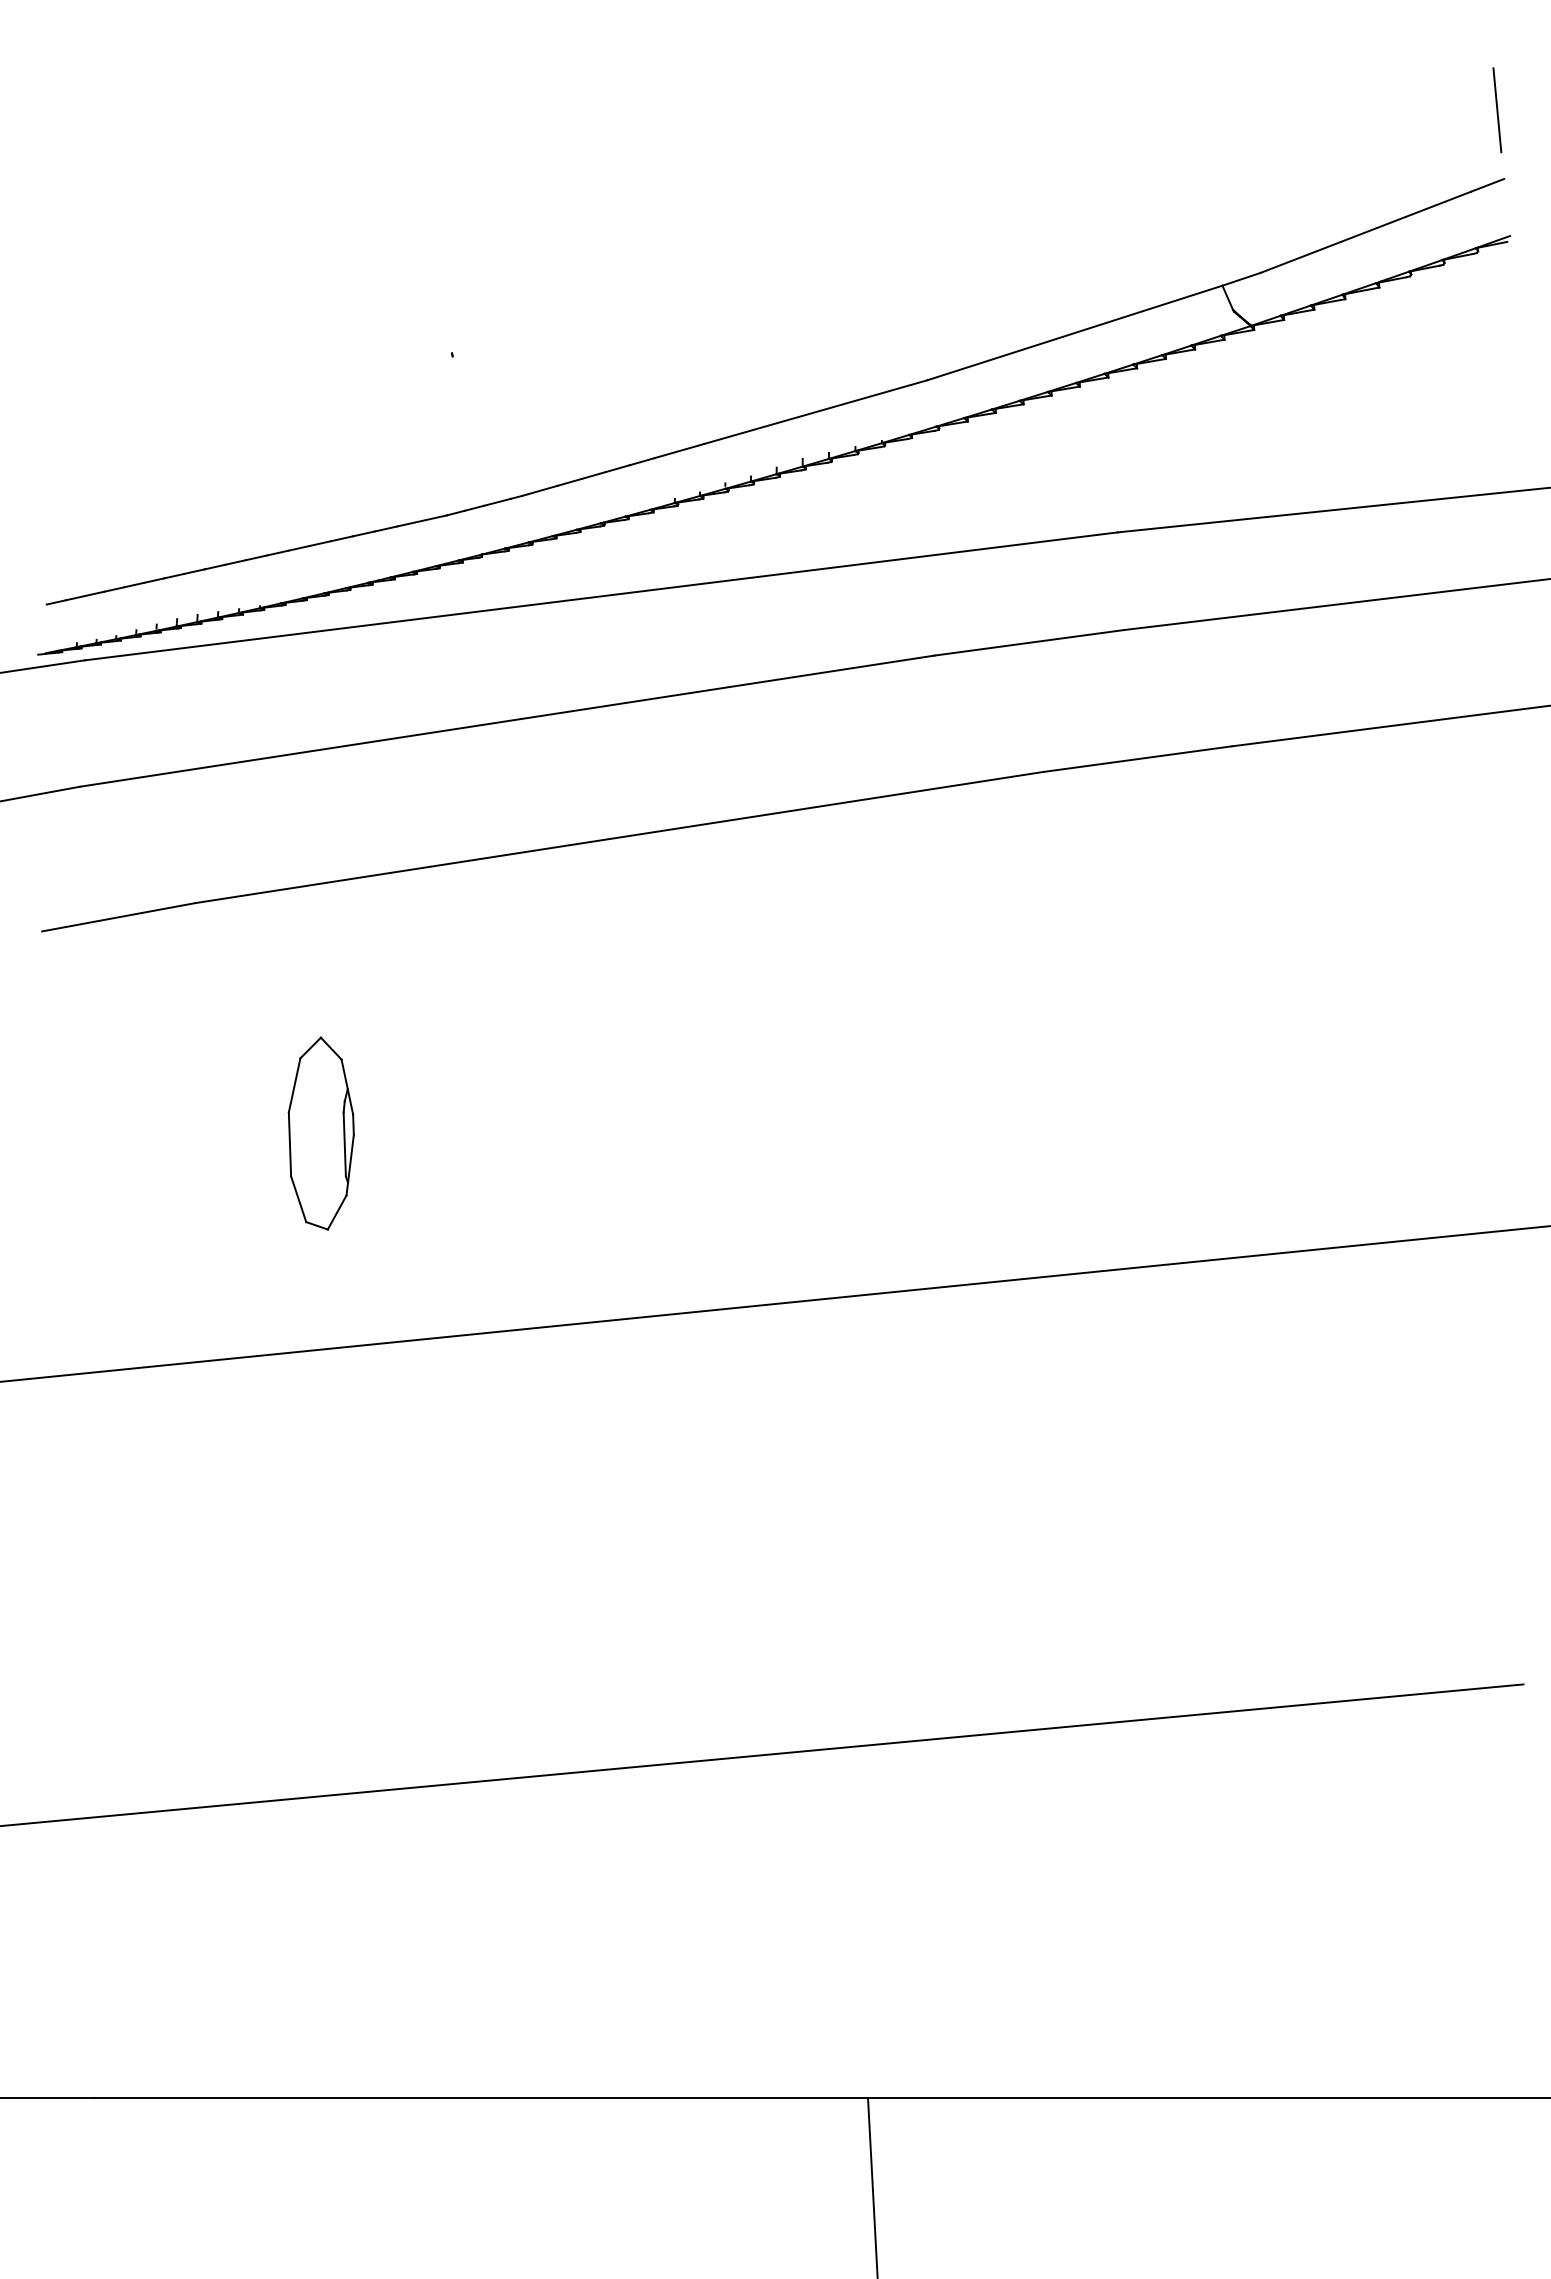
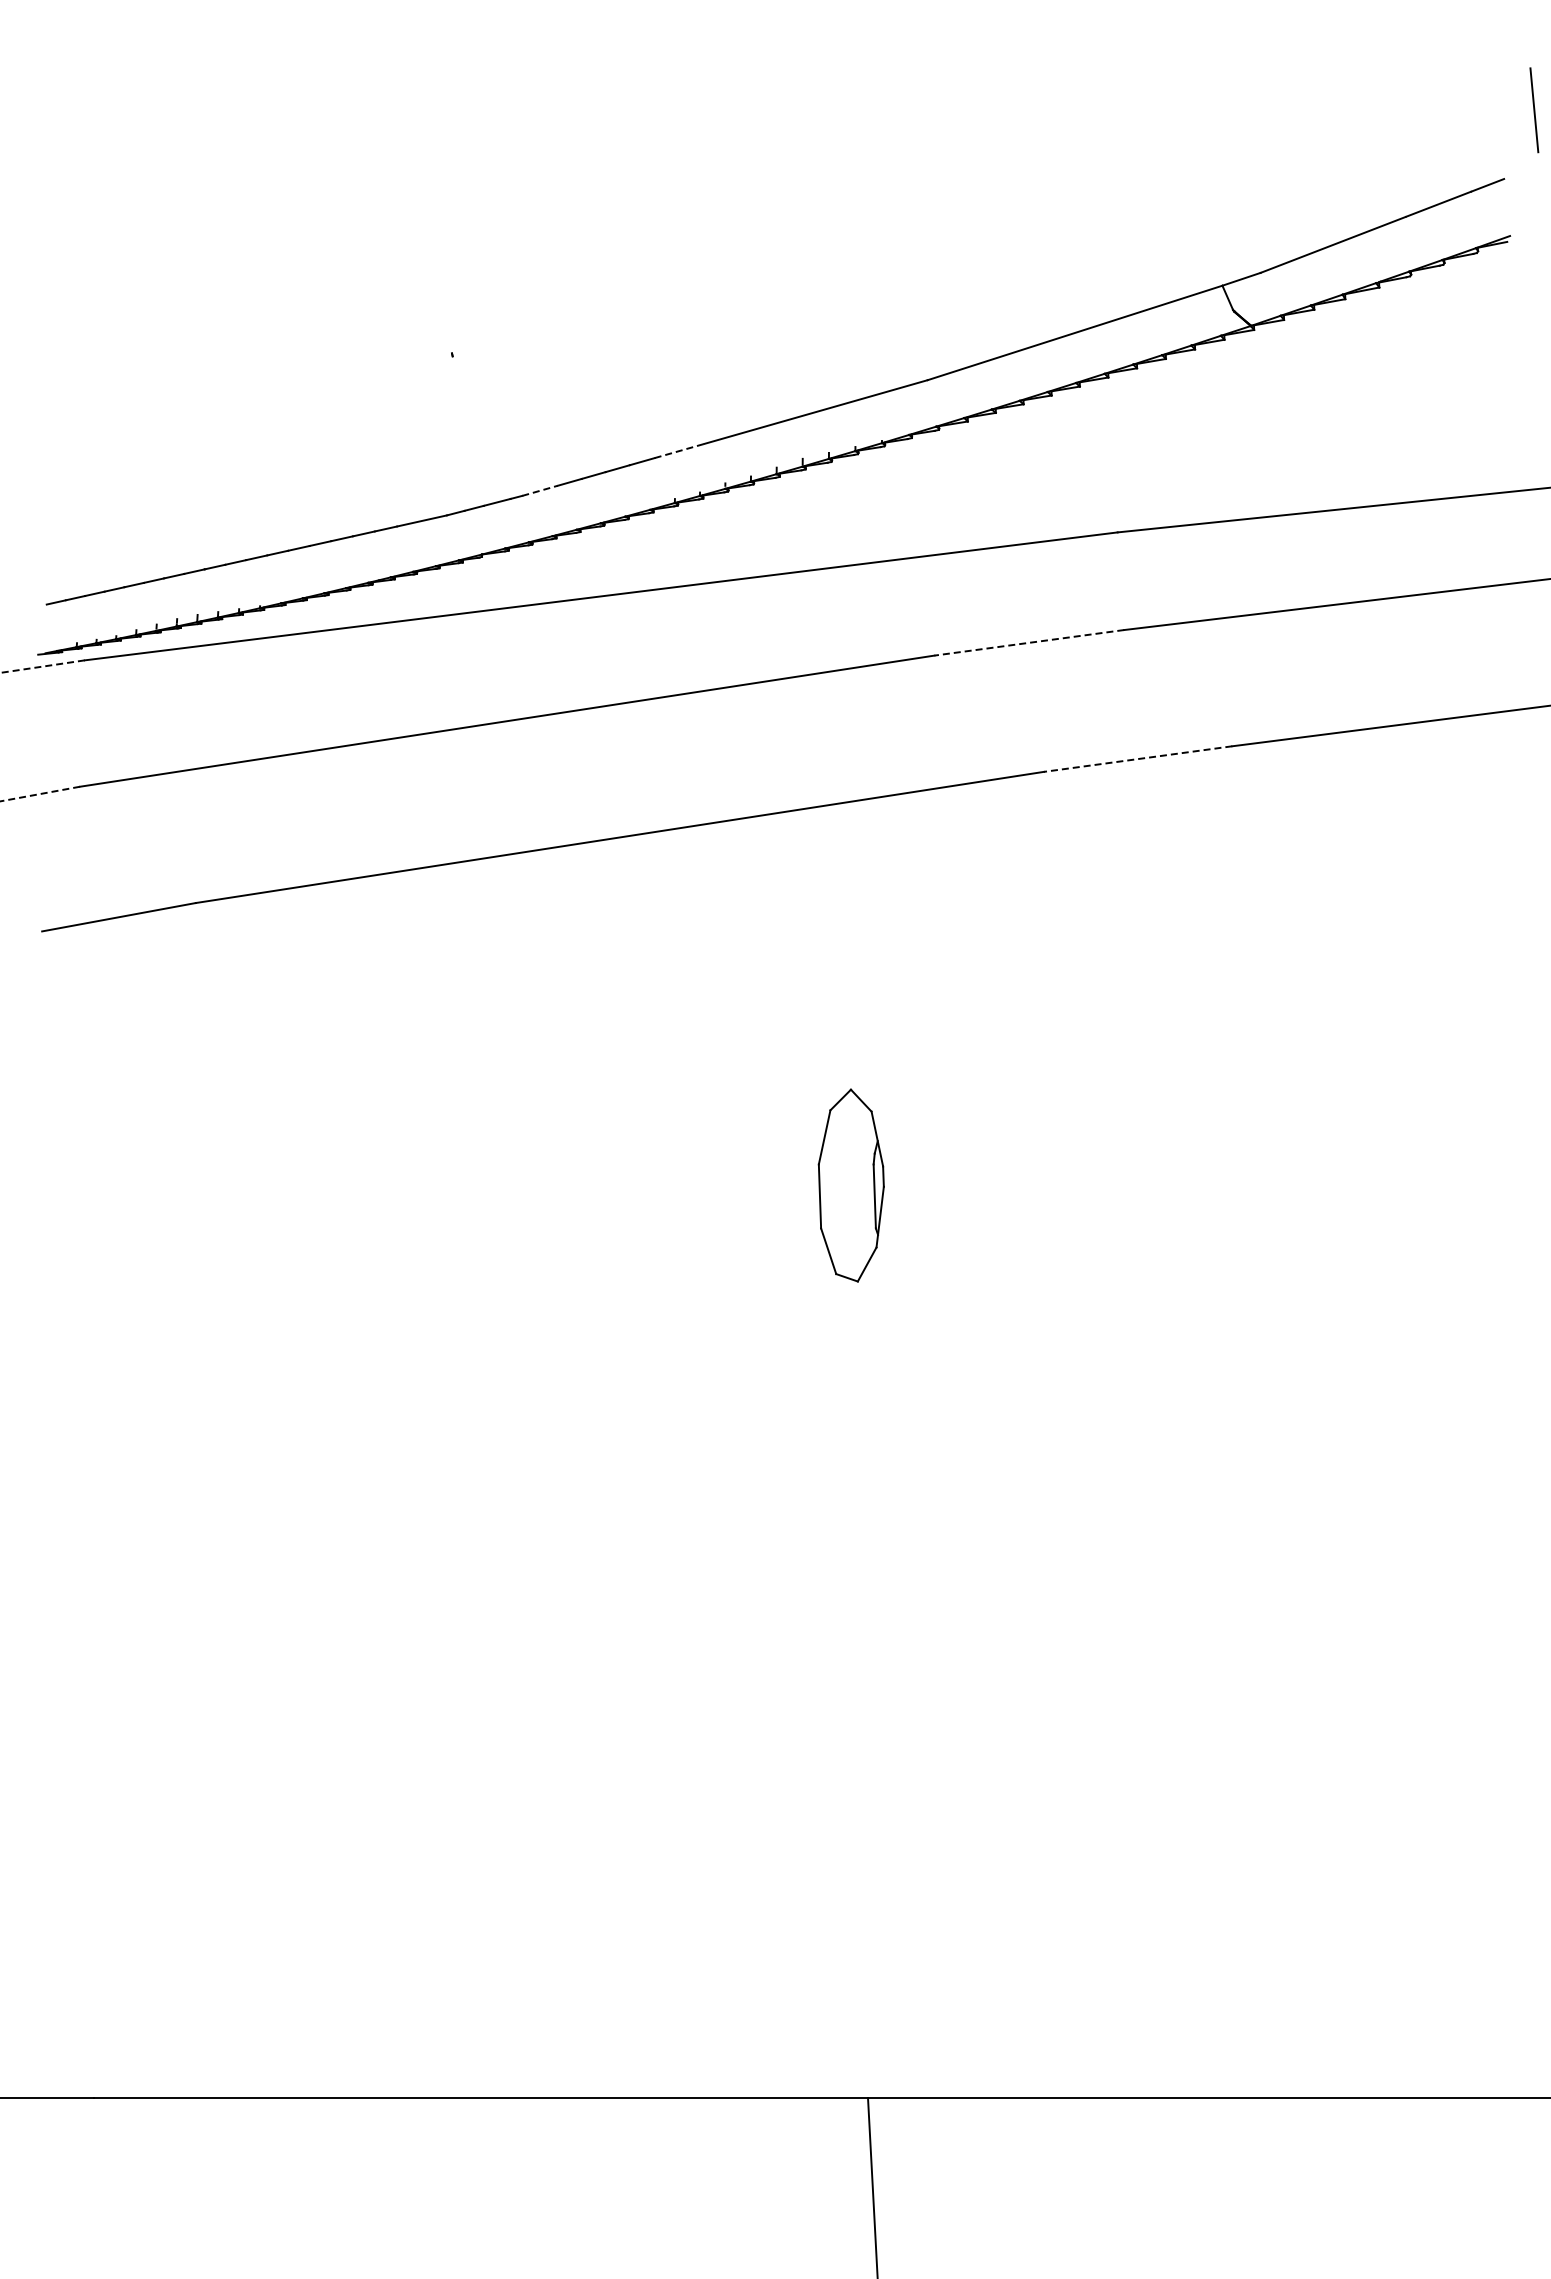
line position: (1497, 110) -> (1534, 110) (1534, 110)
line: solid -> dashed (679, 451)
line: solid -> dashed (540, 490)
line: solid -> dashed (1029, 642)
line: solid -> dashed (42, 666)
line: solid -> dashed (1137, 759)
line: solid -> dashed (39, 794)
part position: (320, 1133) -> (850, 1185) (850, 1185)
line: present -> none (774, 1303)
line: present -> none (762, 1754)
